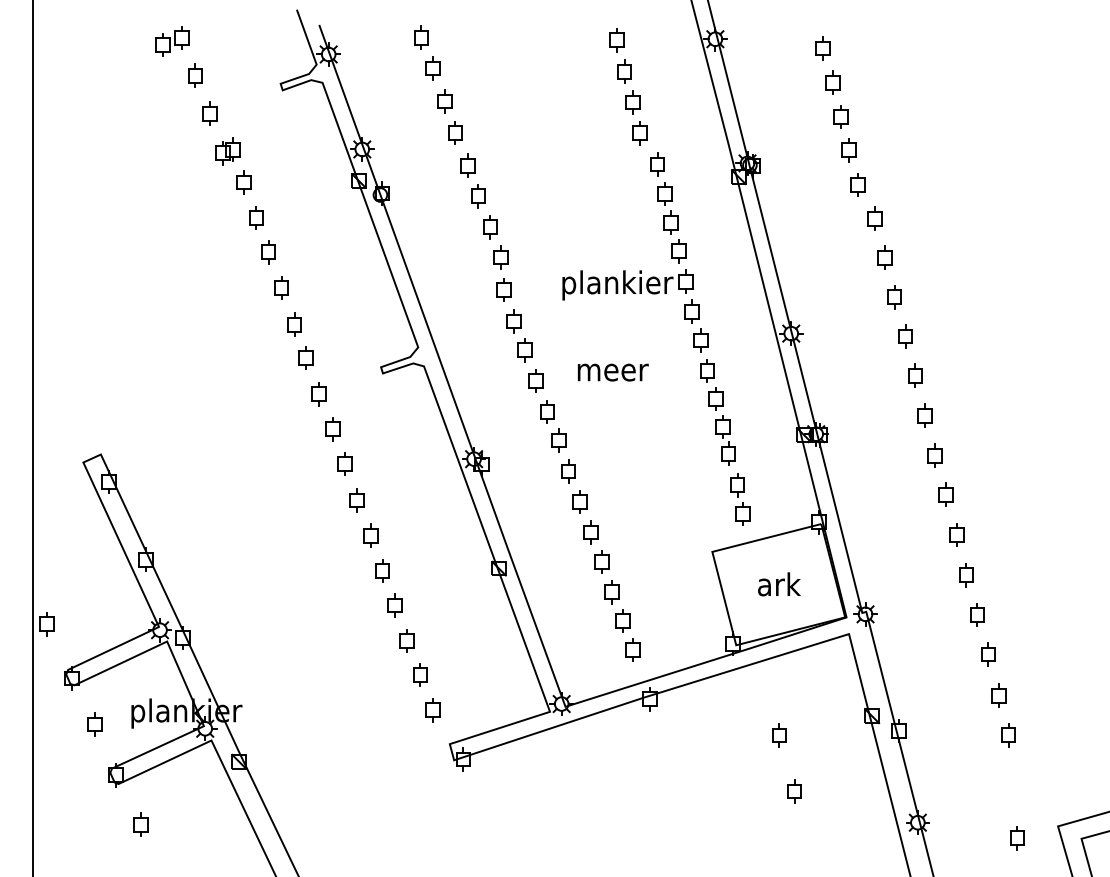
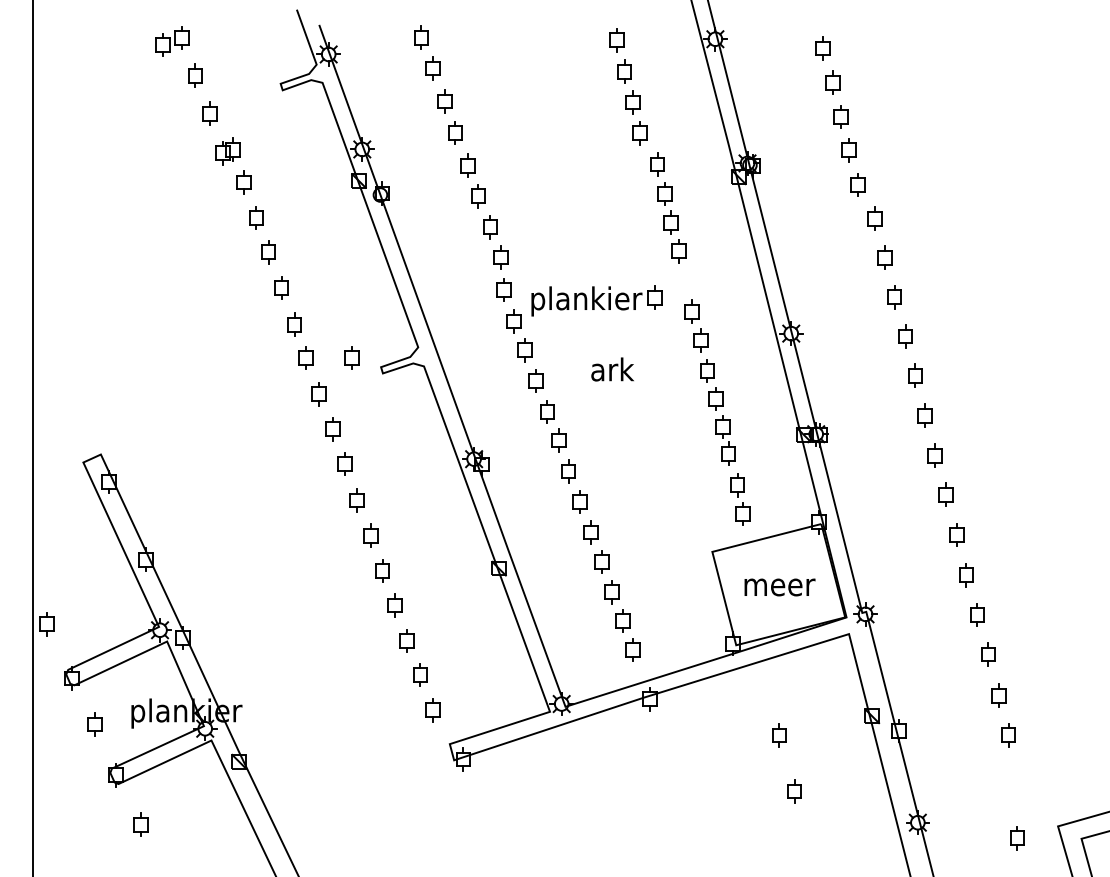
part position: (627, 284) -> (596, 300) (596, 300)
part: none -> present (351, 357)
text: meer -> ark (612, 369)
text: ark -> meer (779, 584)
